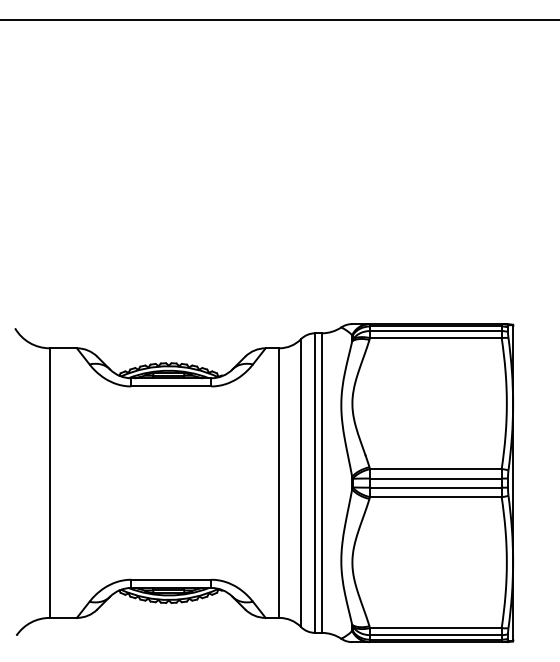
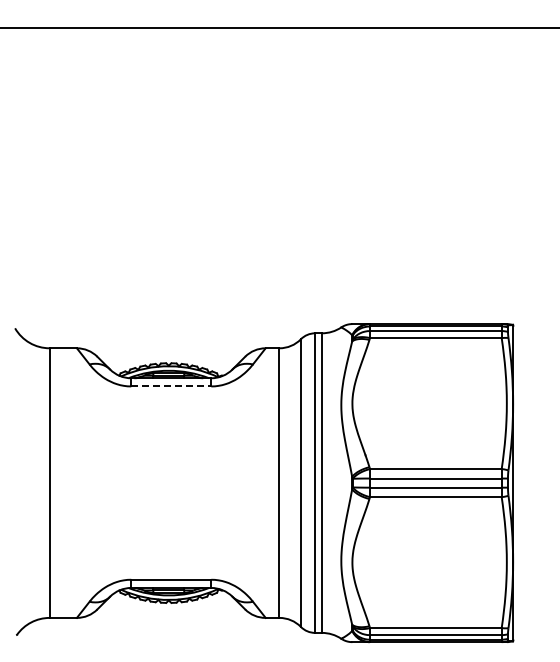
line position: (279, 19) -> (279, 27) (279, 27)
line: solid -> dashed (171, 386)
